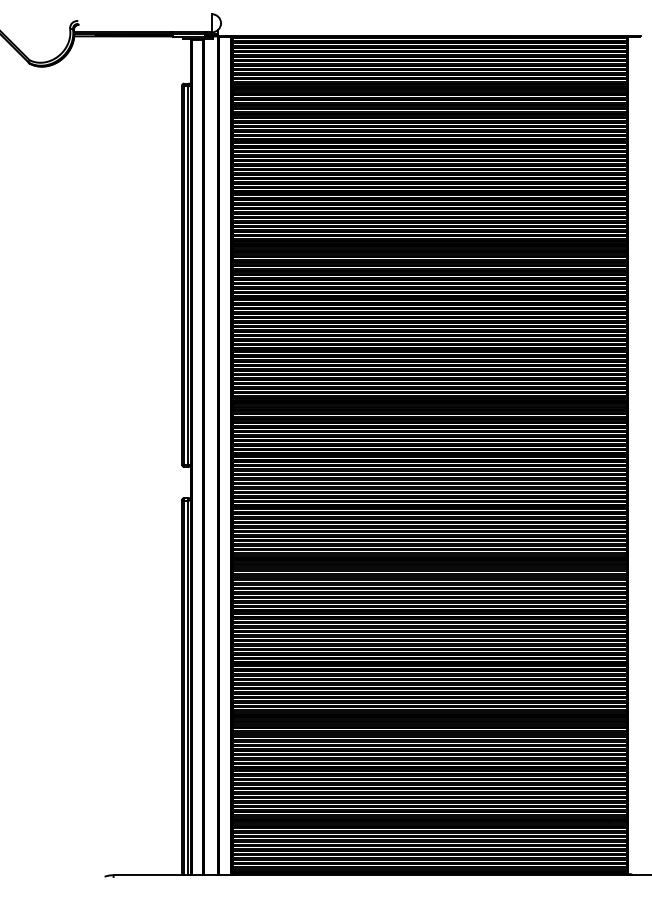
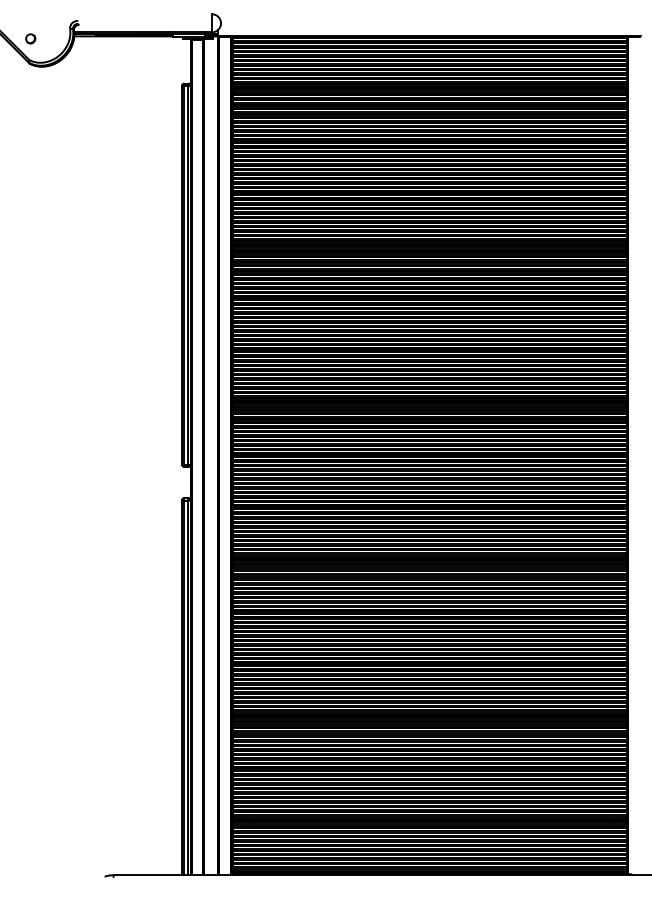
part: none -> present (30, 38)
